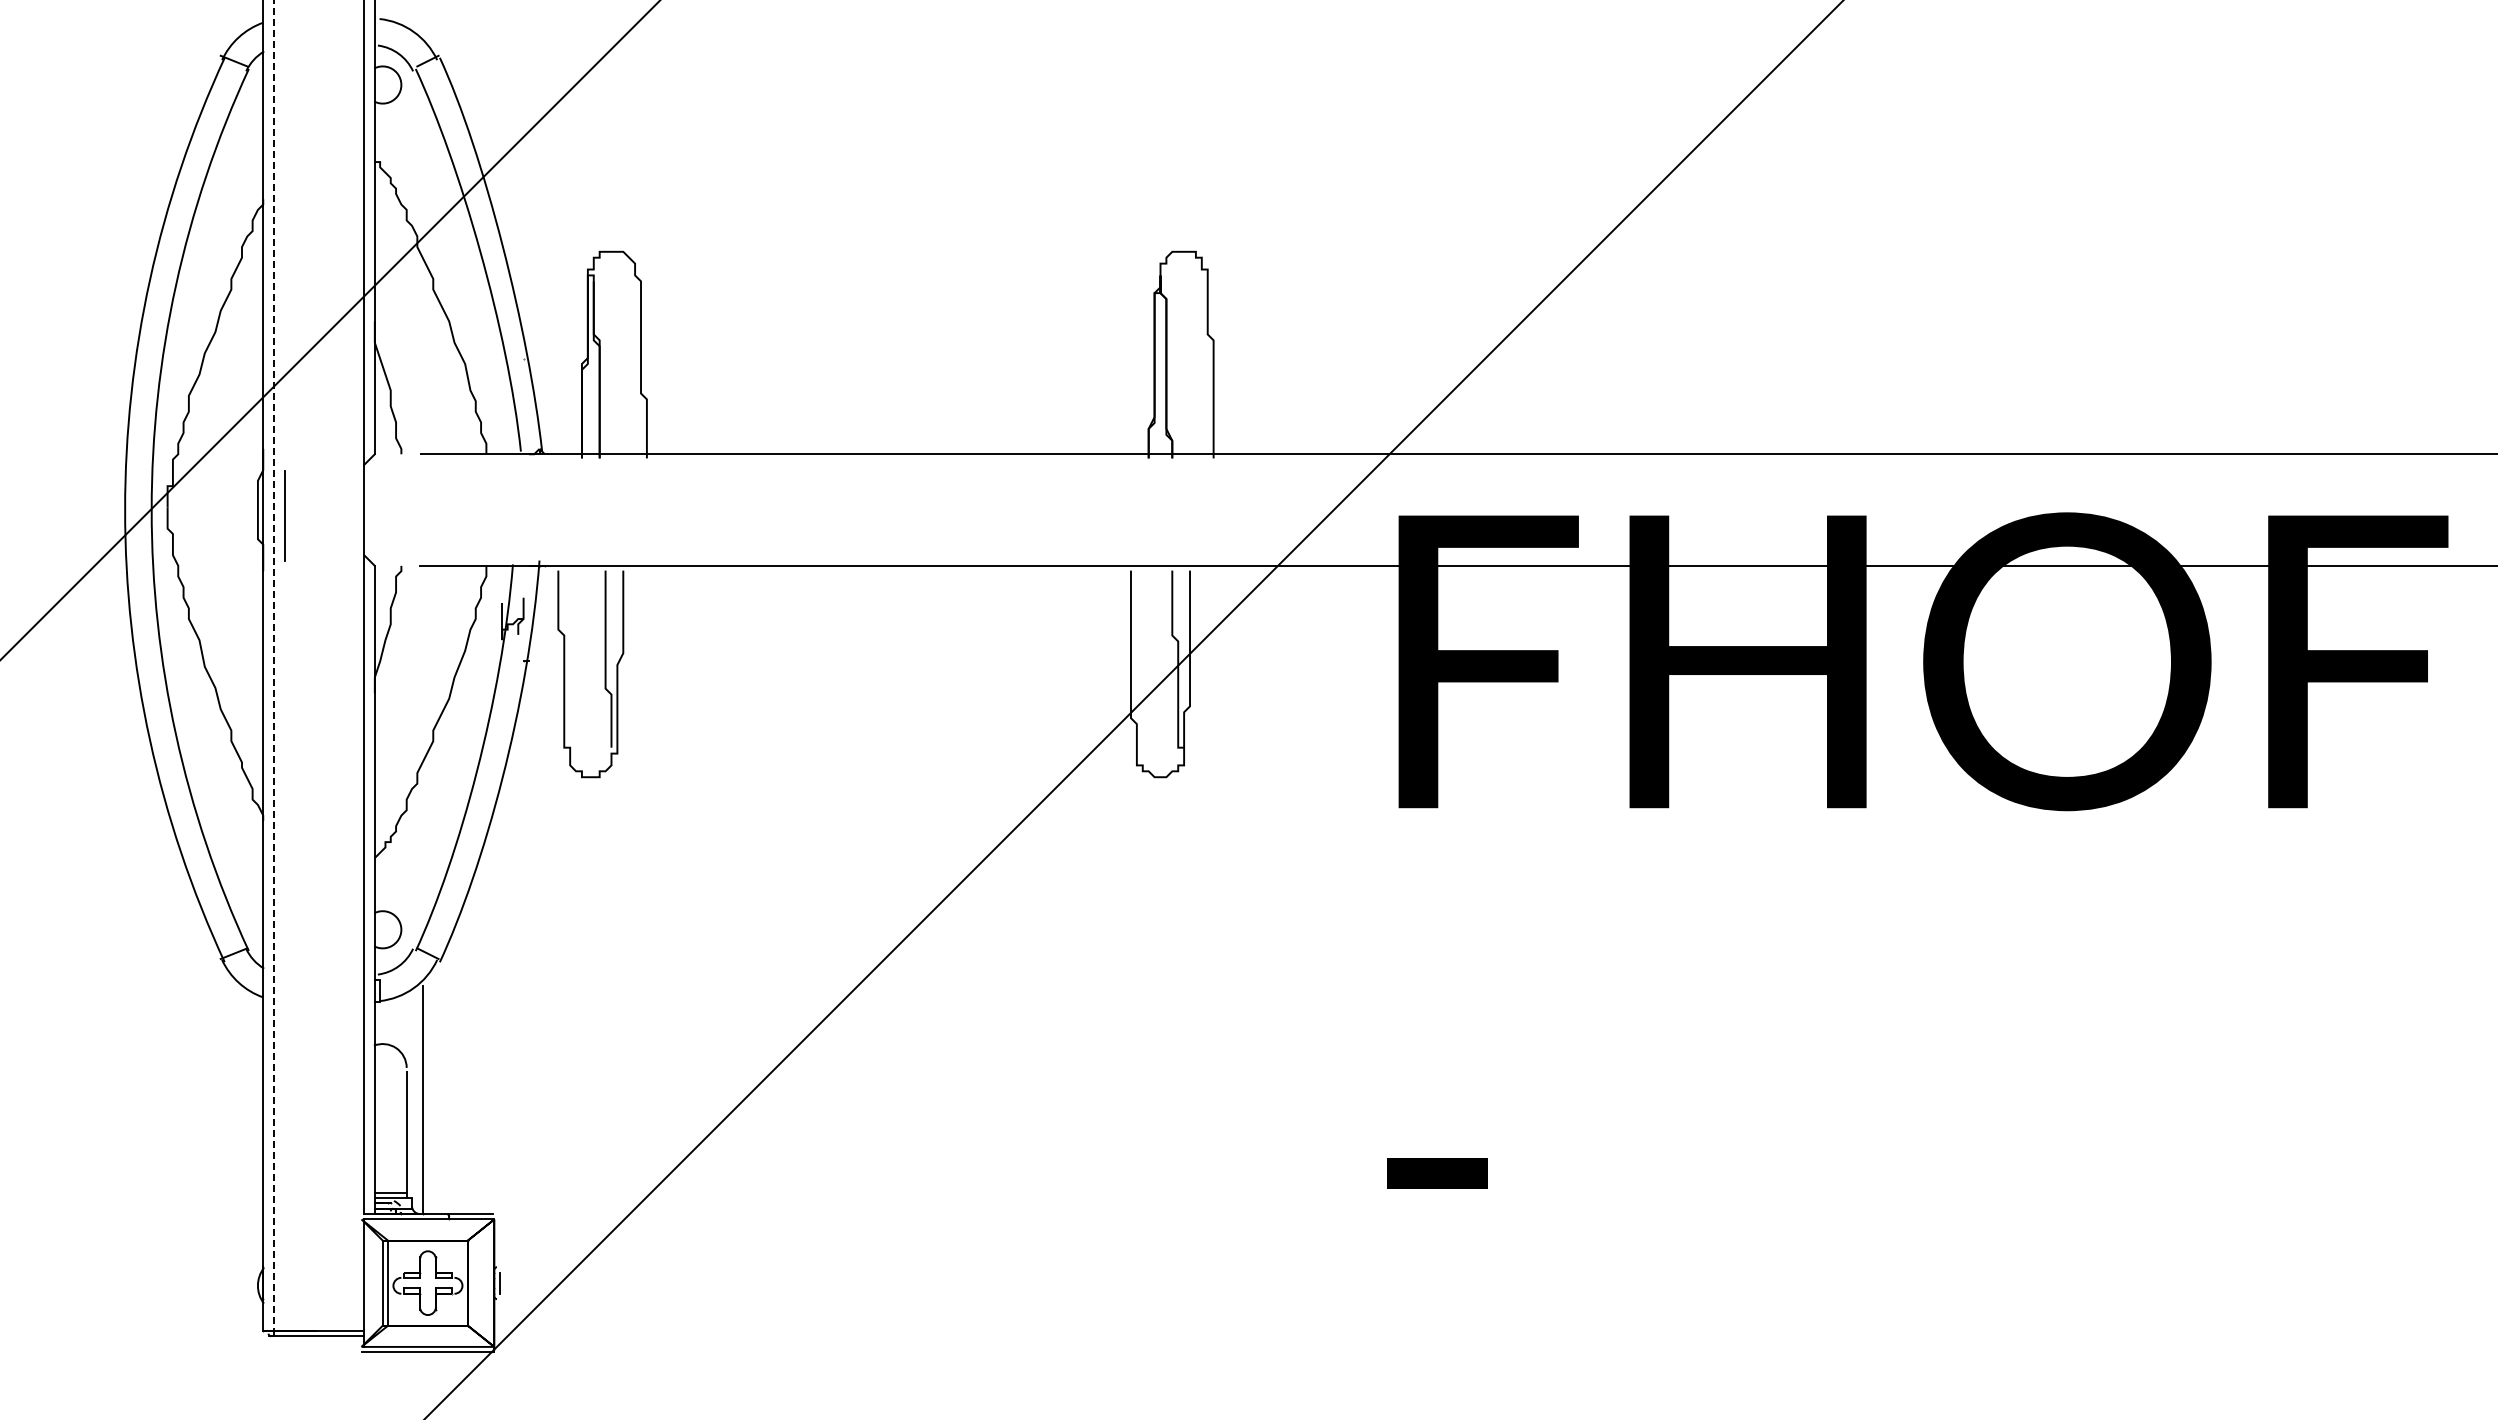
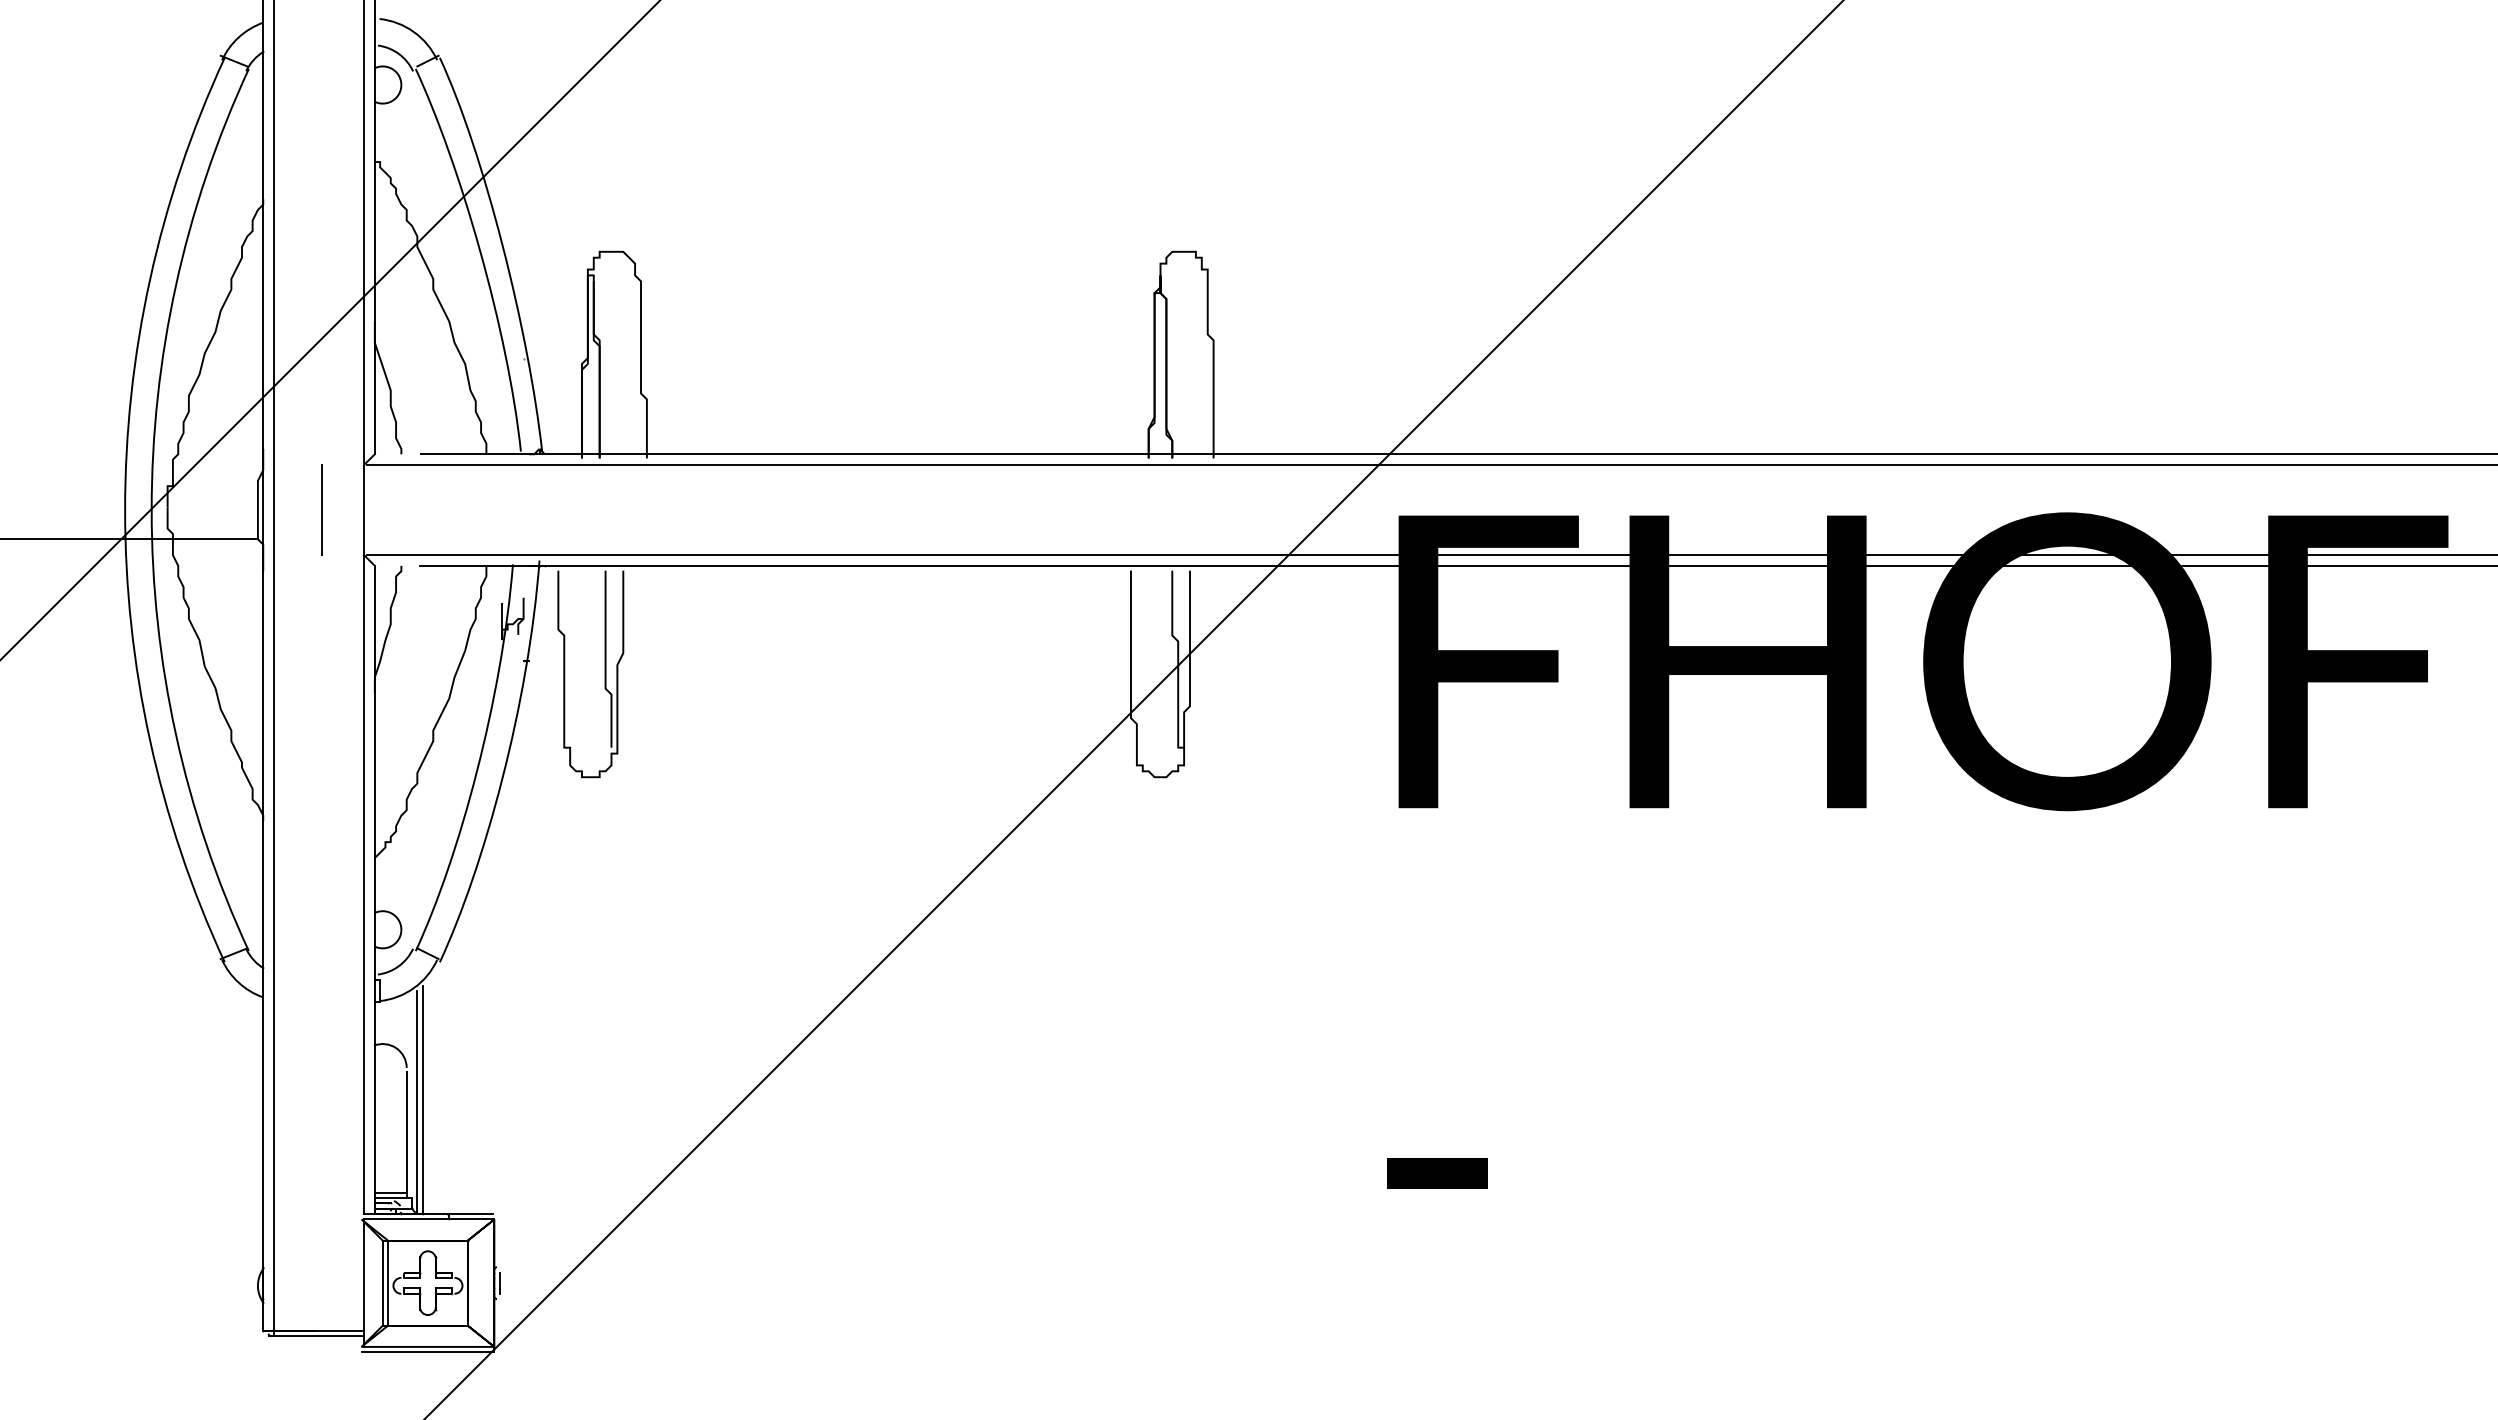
line: none -> present (1430, 464)
line position: (284, 515) -> (321, 509) (321, 509)
line: none -> present (129, 539)
line: none -> present (1430, 555)
line: dashed -> solid (273, 666)
line: none -> present (417, 1102)
